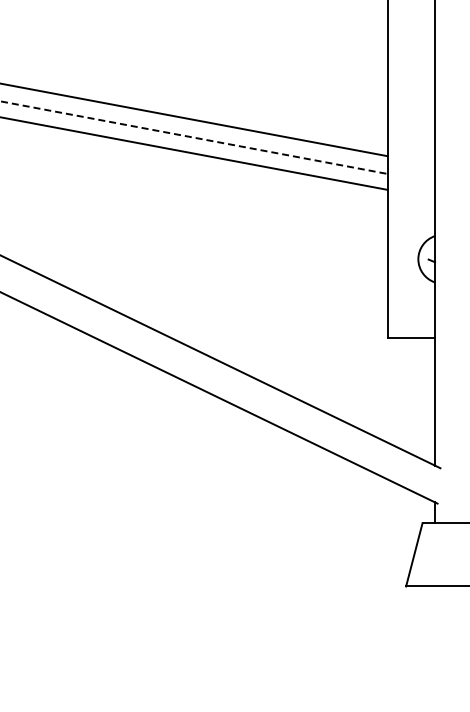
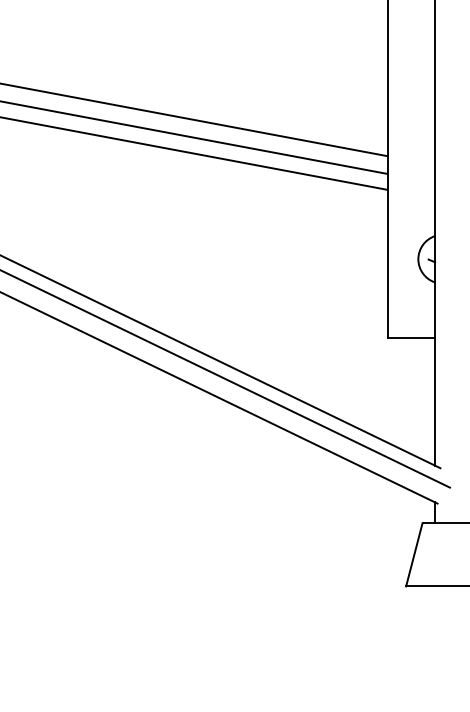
line: dashed -> solid (194, 137)
line: none -> present (225, 379)
